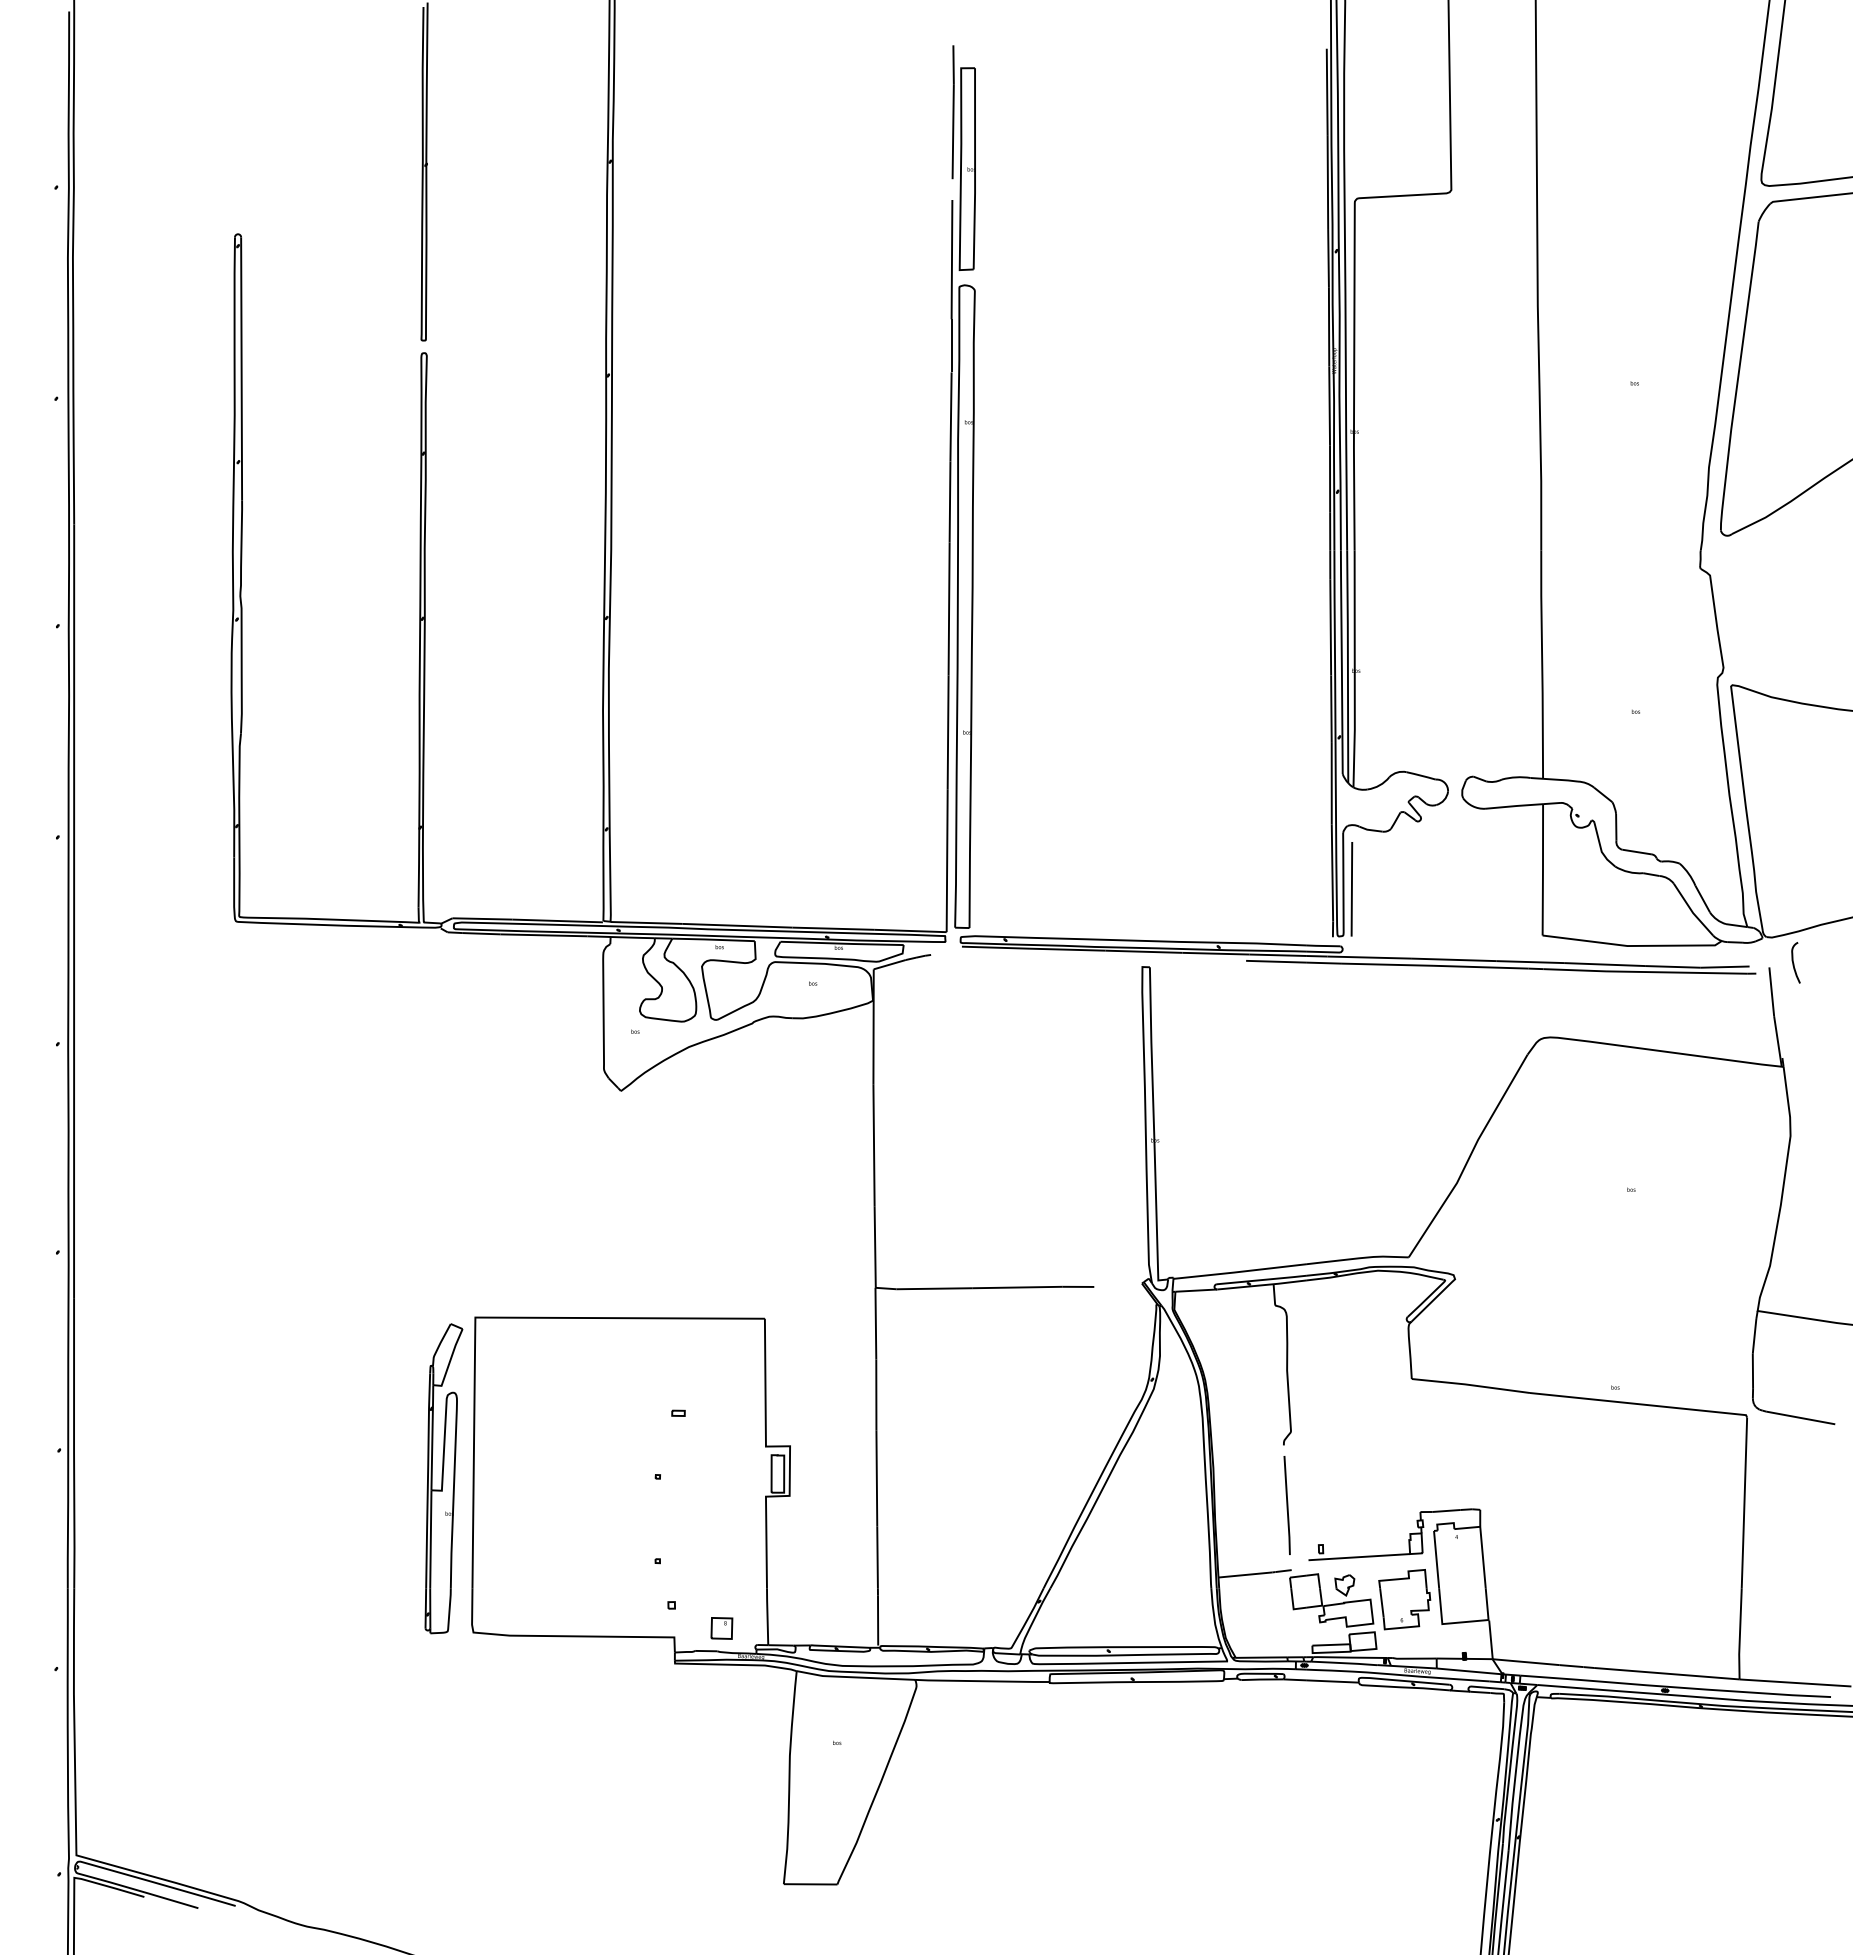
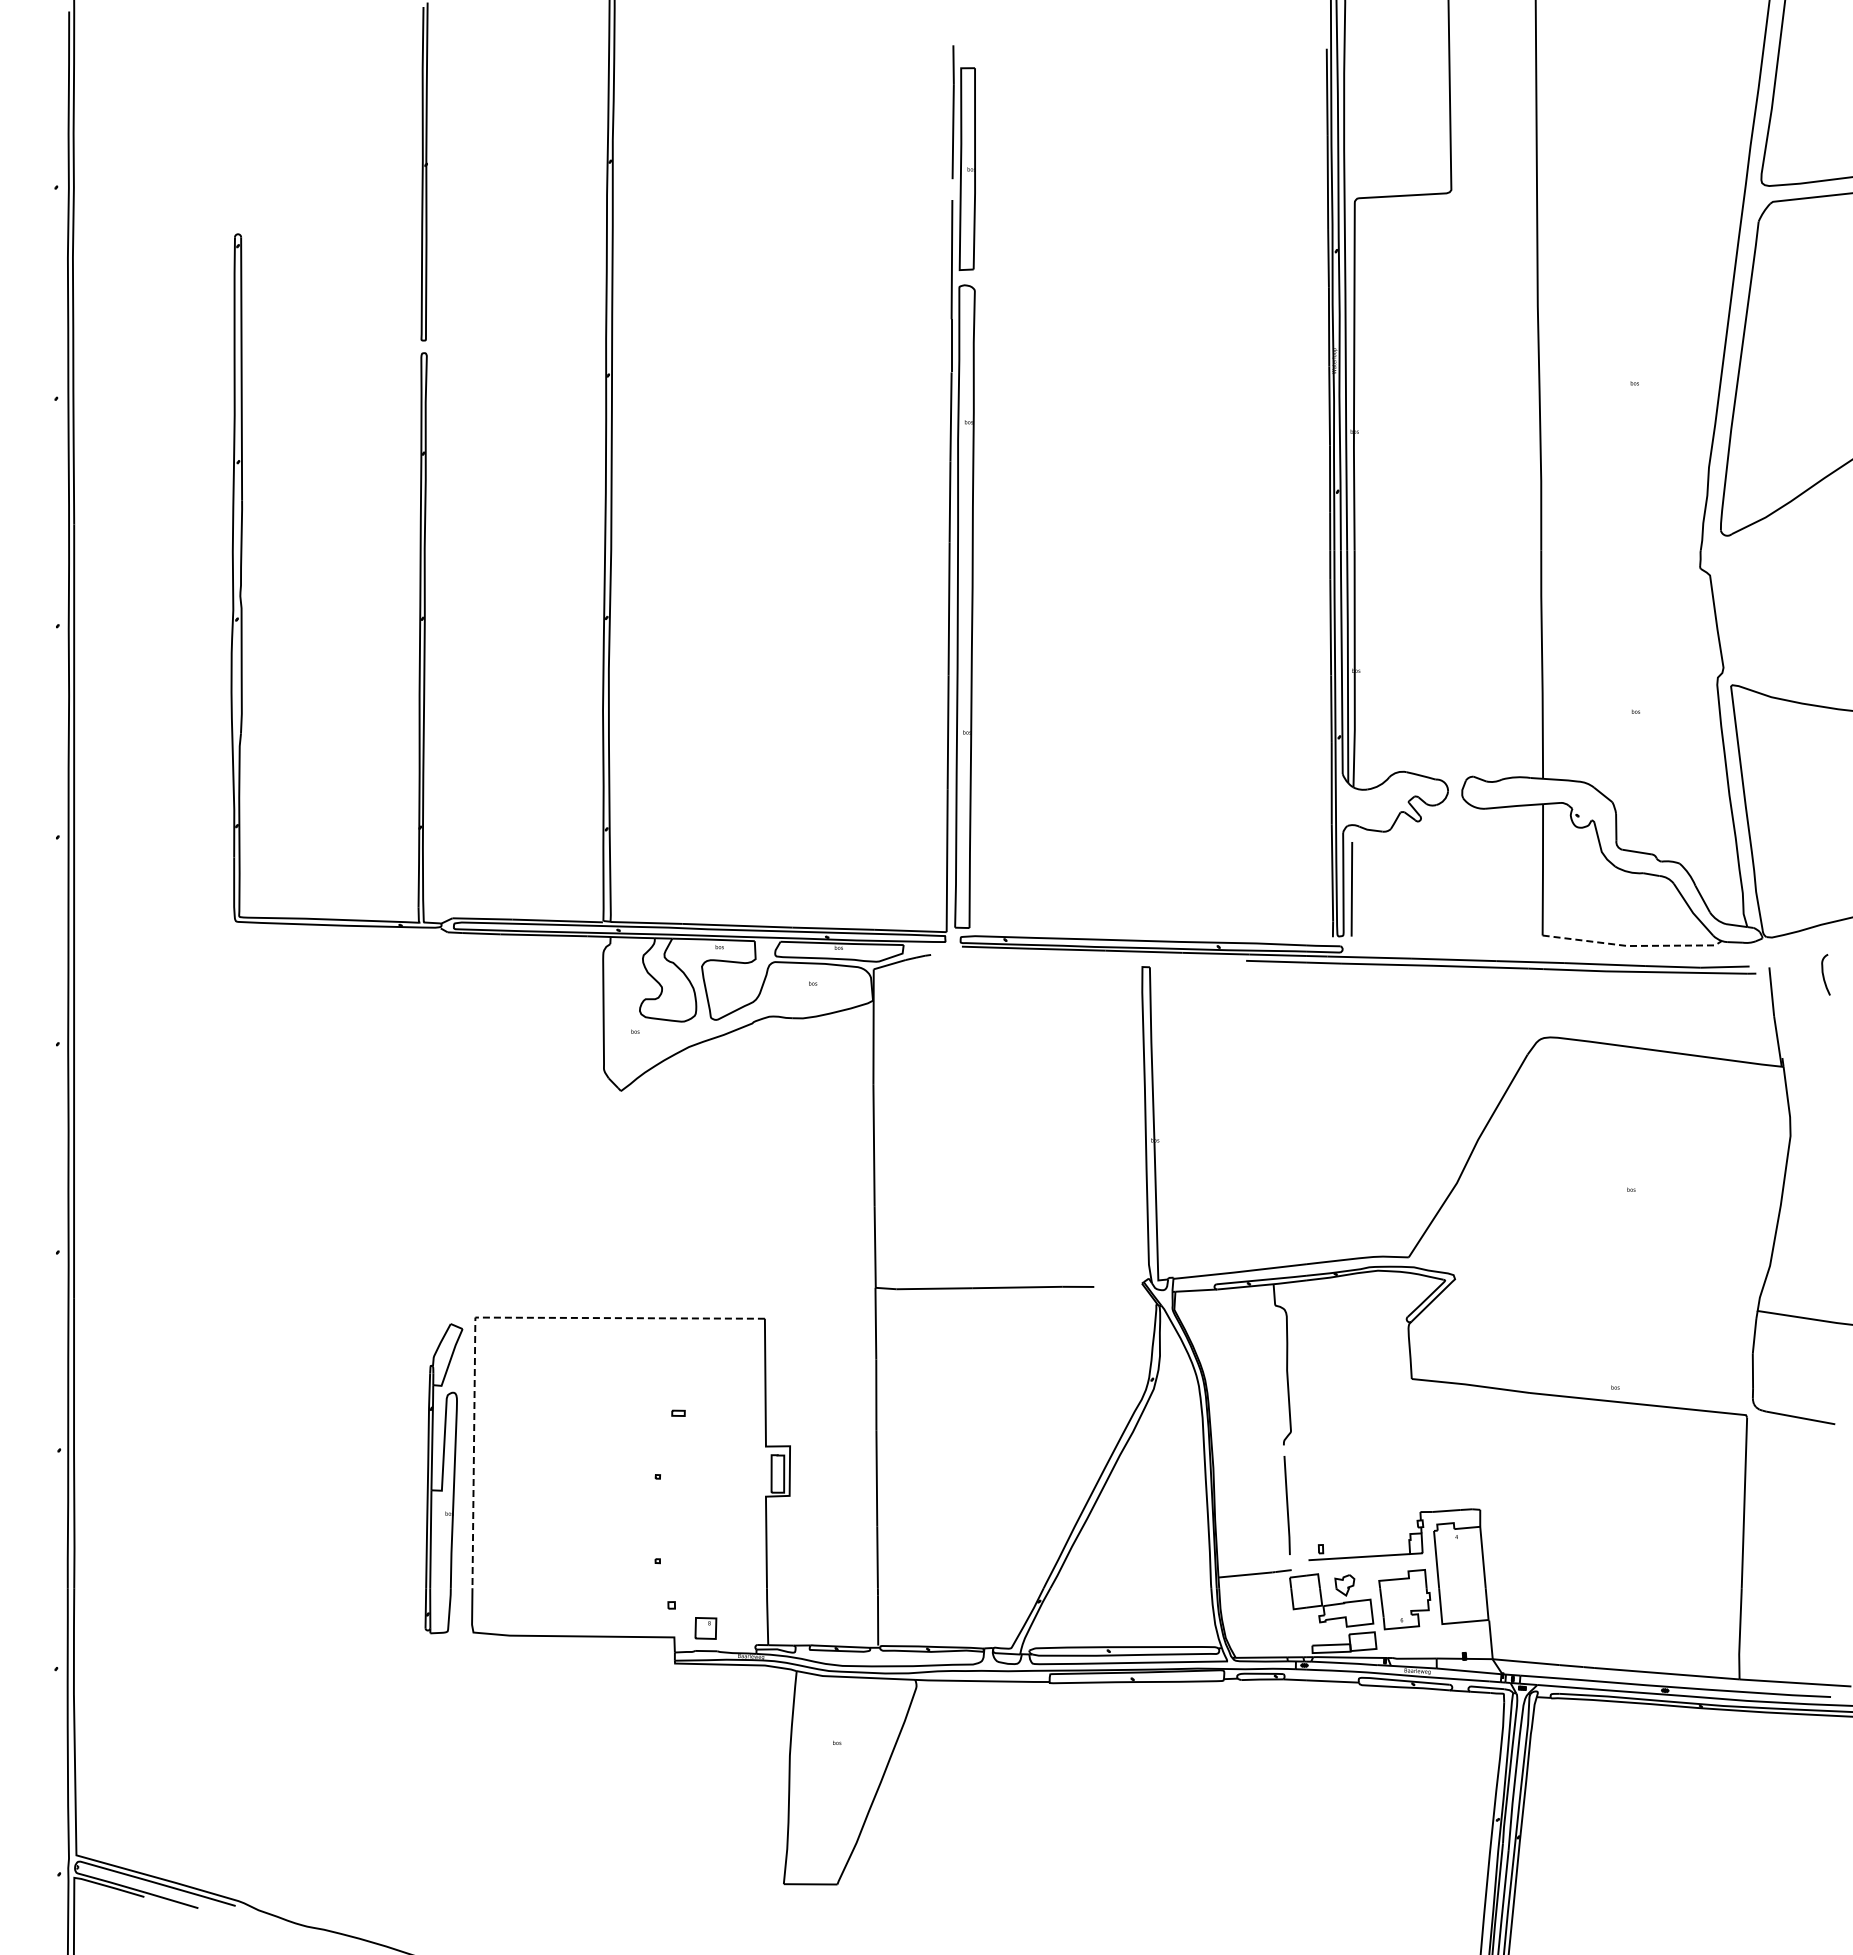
line: solid -> dashed (1633, 945)
curve position: (1794, 963) -> (1824, 975) (1824, 975)
line: solid -> dashed (484, 1317)
part position: (721, 1628) -> (705, 1628) (705, 1628)
